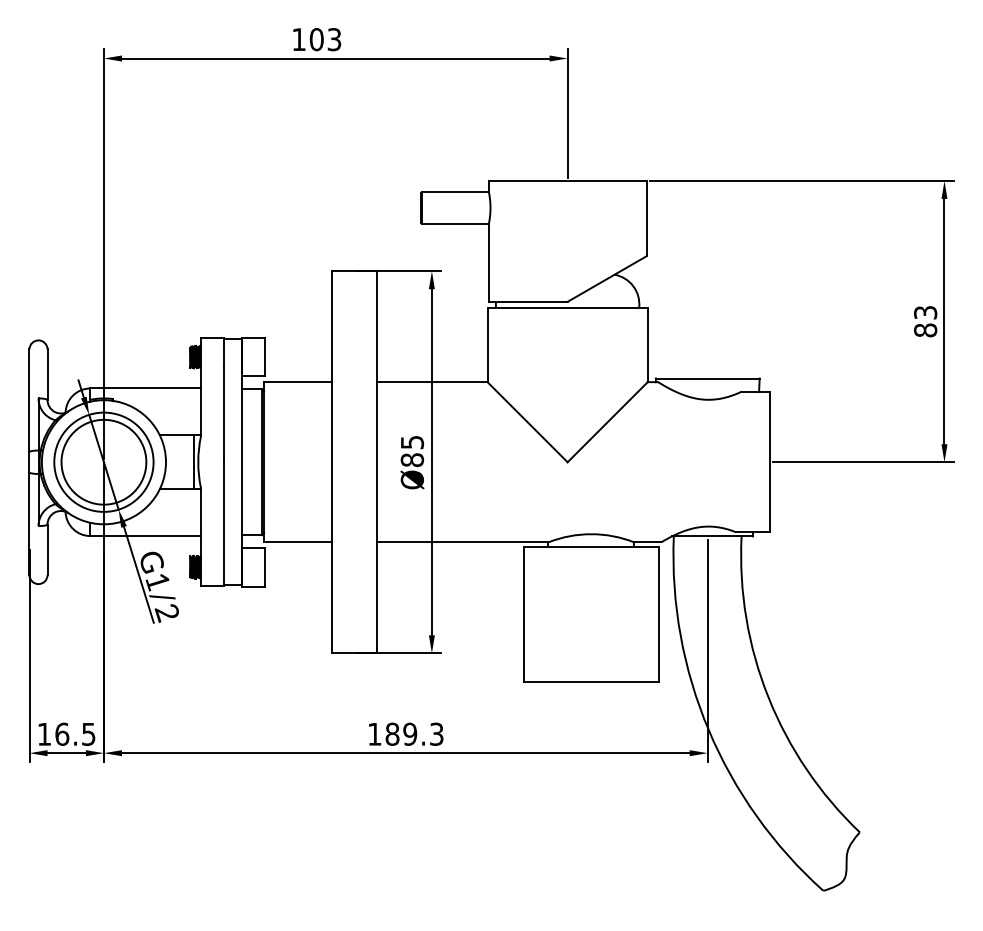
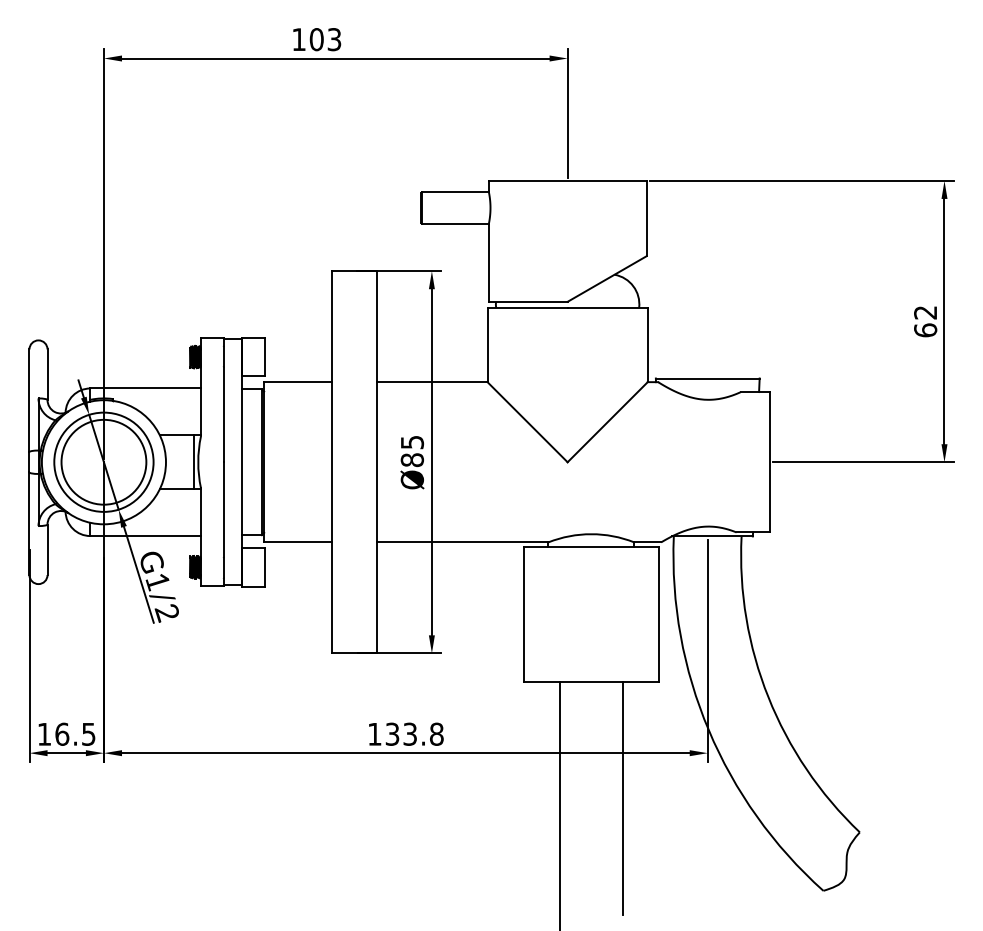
text: 83 -> 62 (925, 321)
text: 189.3 -> 133.8 (414, 733)
line: none -> present (622, 798)
line: none -> present (559, 804)
